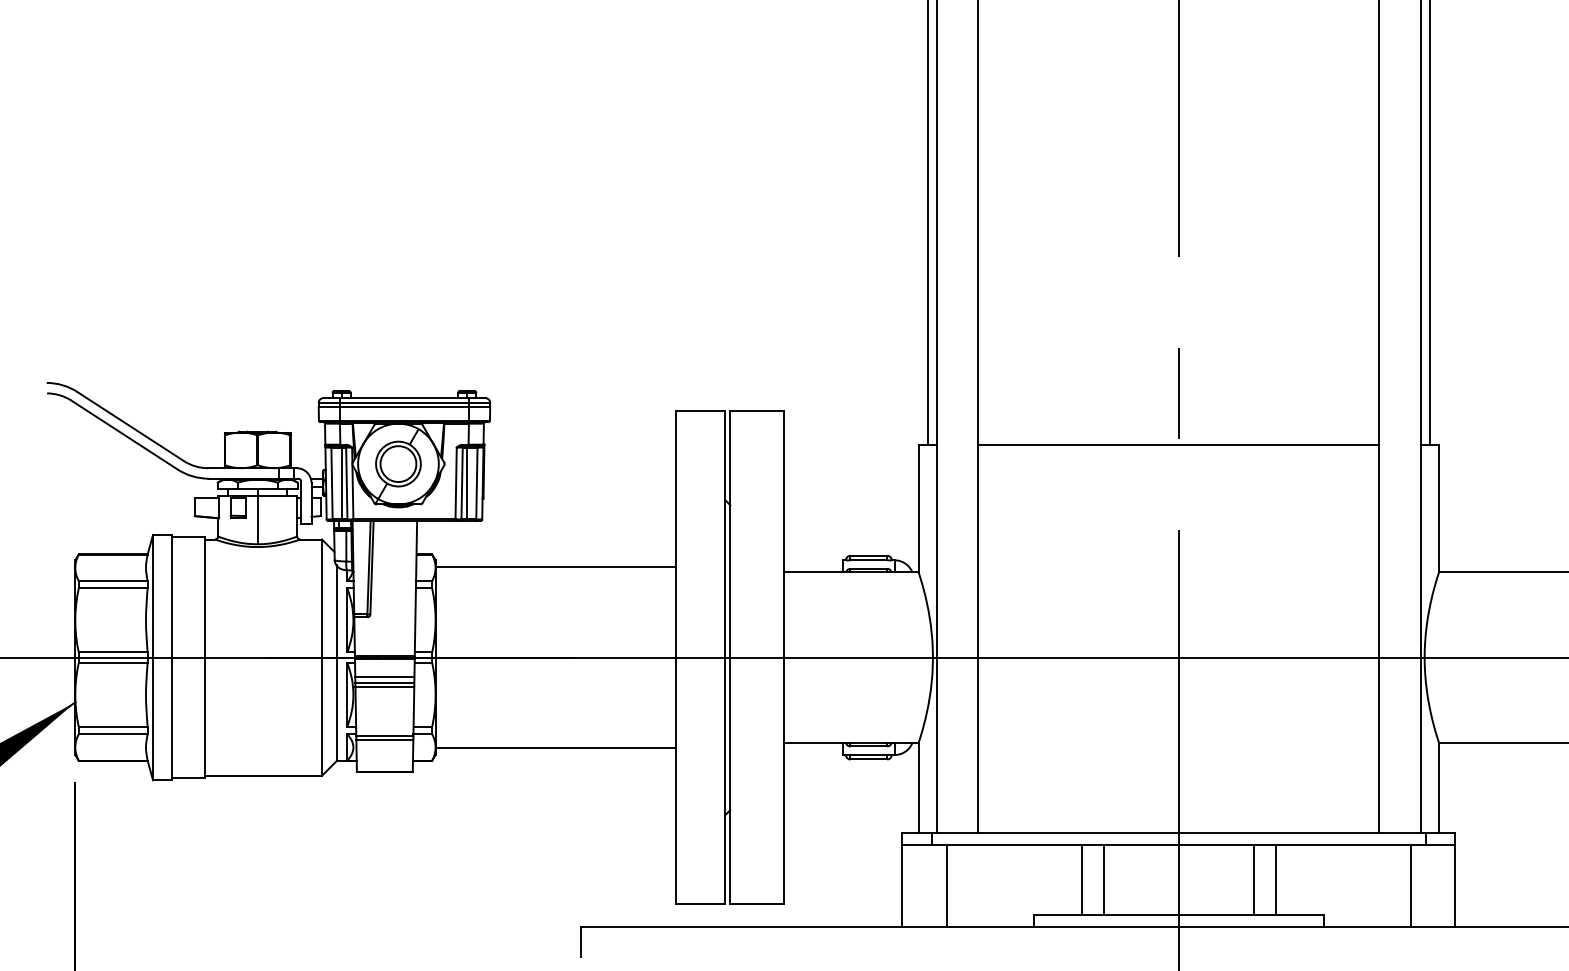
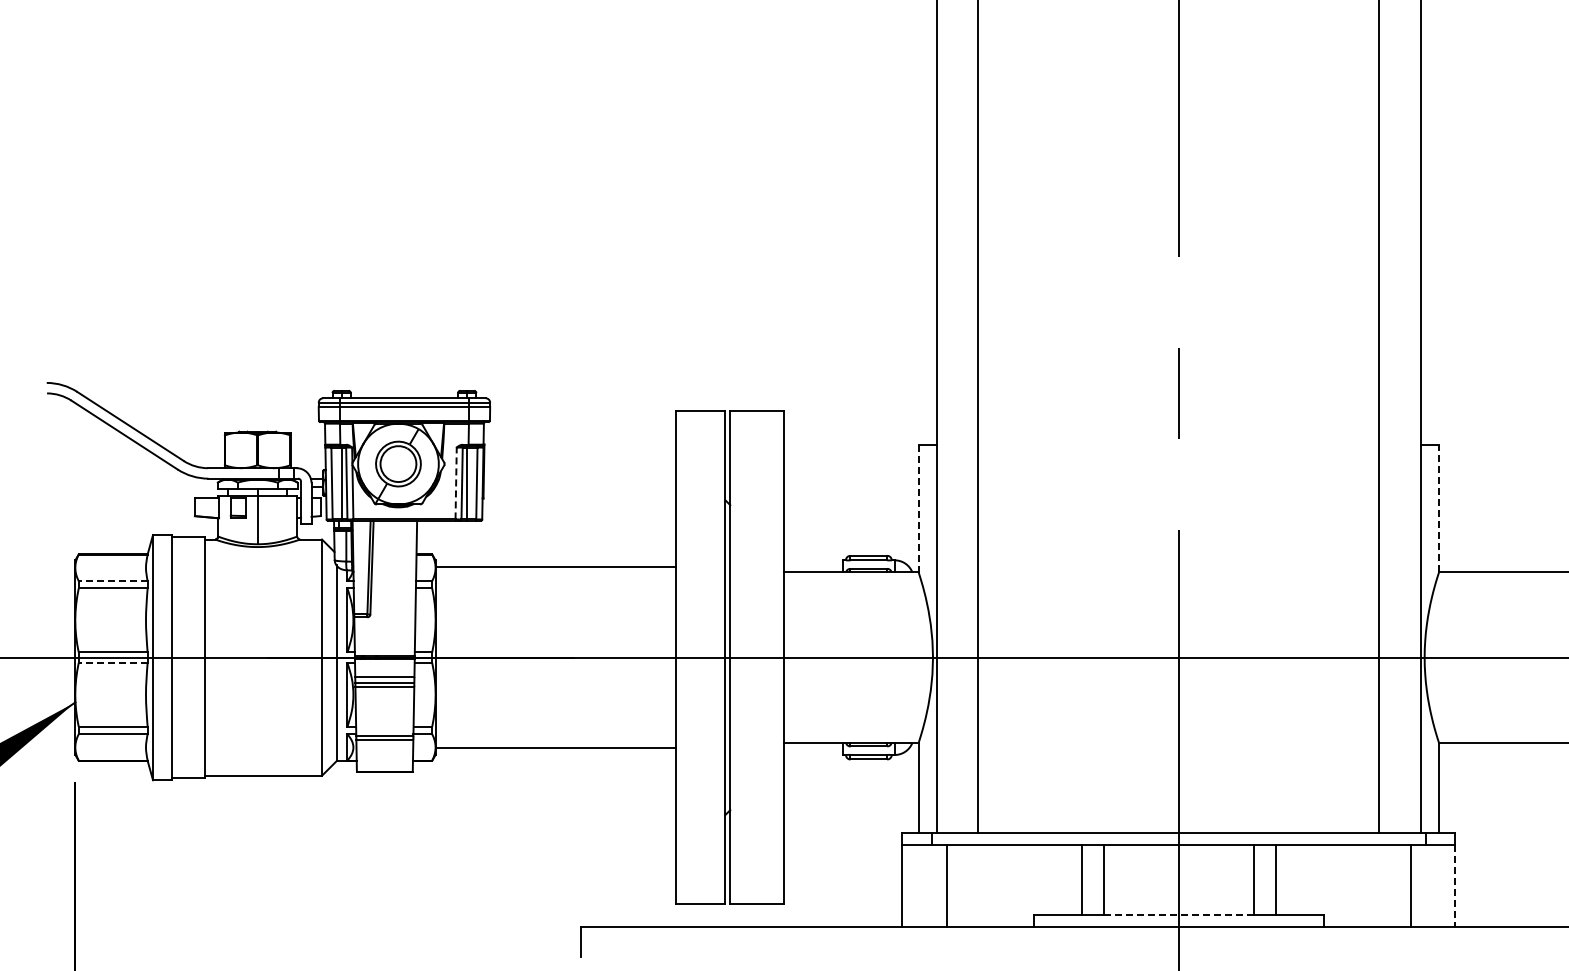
line: present -> none (927, 223)
line: present -> none (1430, 223)
line: present -> none (1178, 445)
line: solid -> dashed (456, 483)
line: solid -> dashed (918, 508)
line: solid -> dashed (1439, 508)
line: solid -> dashed (112, 581)
line: solid -> dashed (112, 662)
line: solid -> dashed (1455, 886)
line: solid -> dashed (1178, 914)
